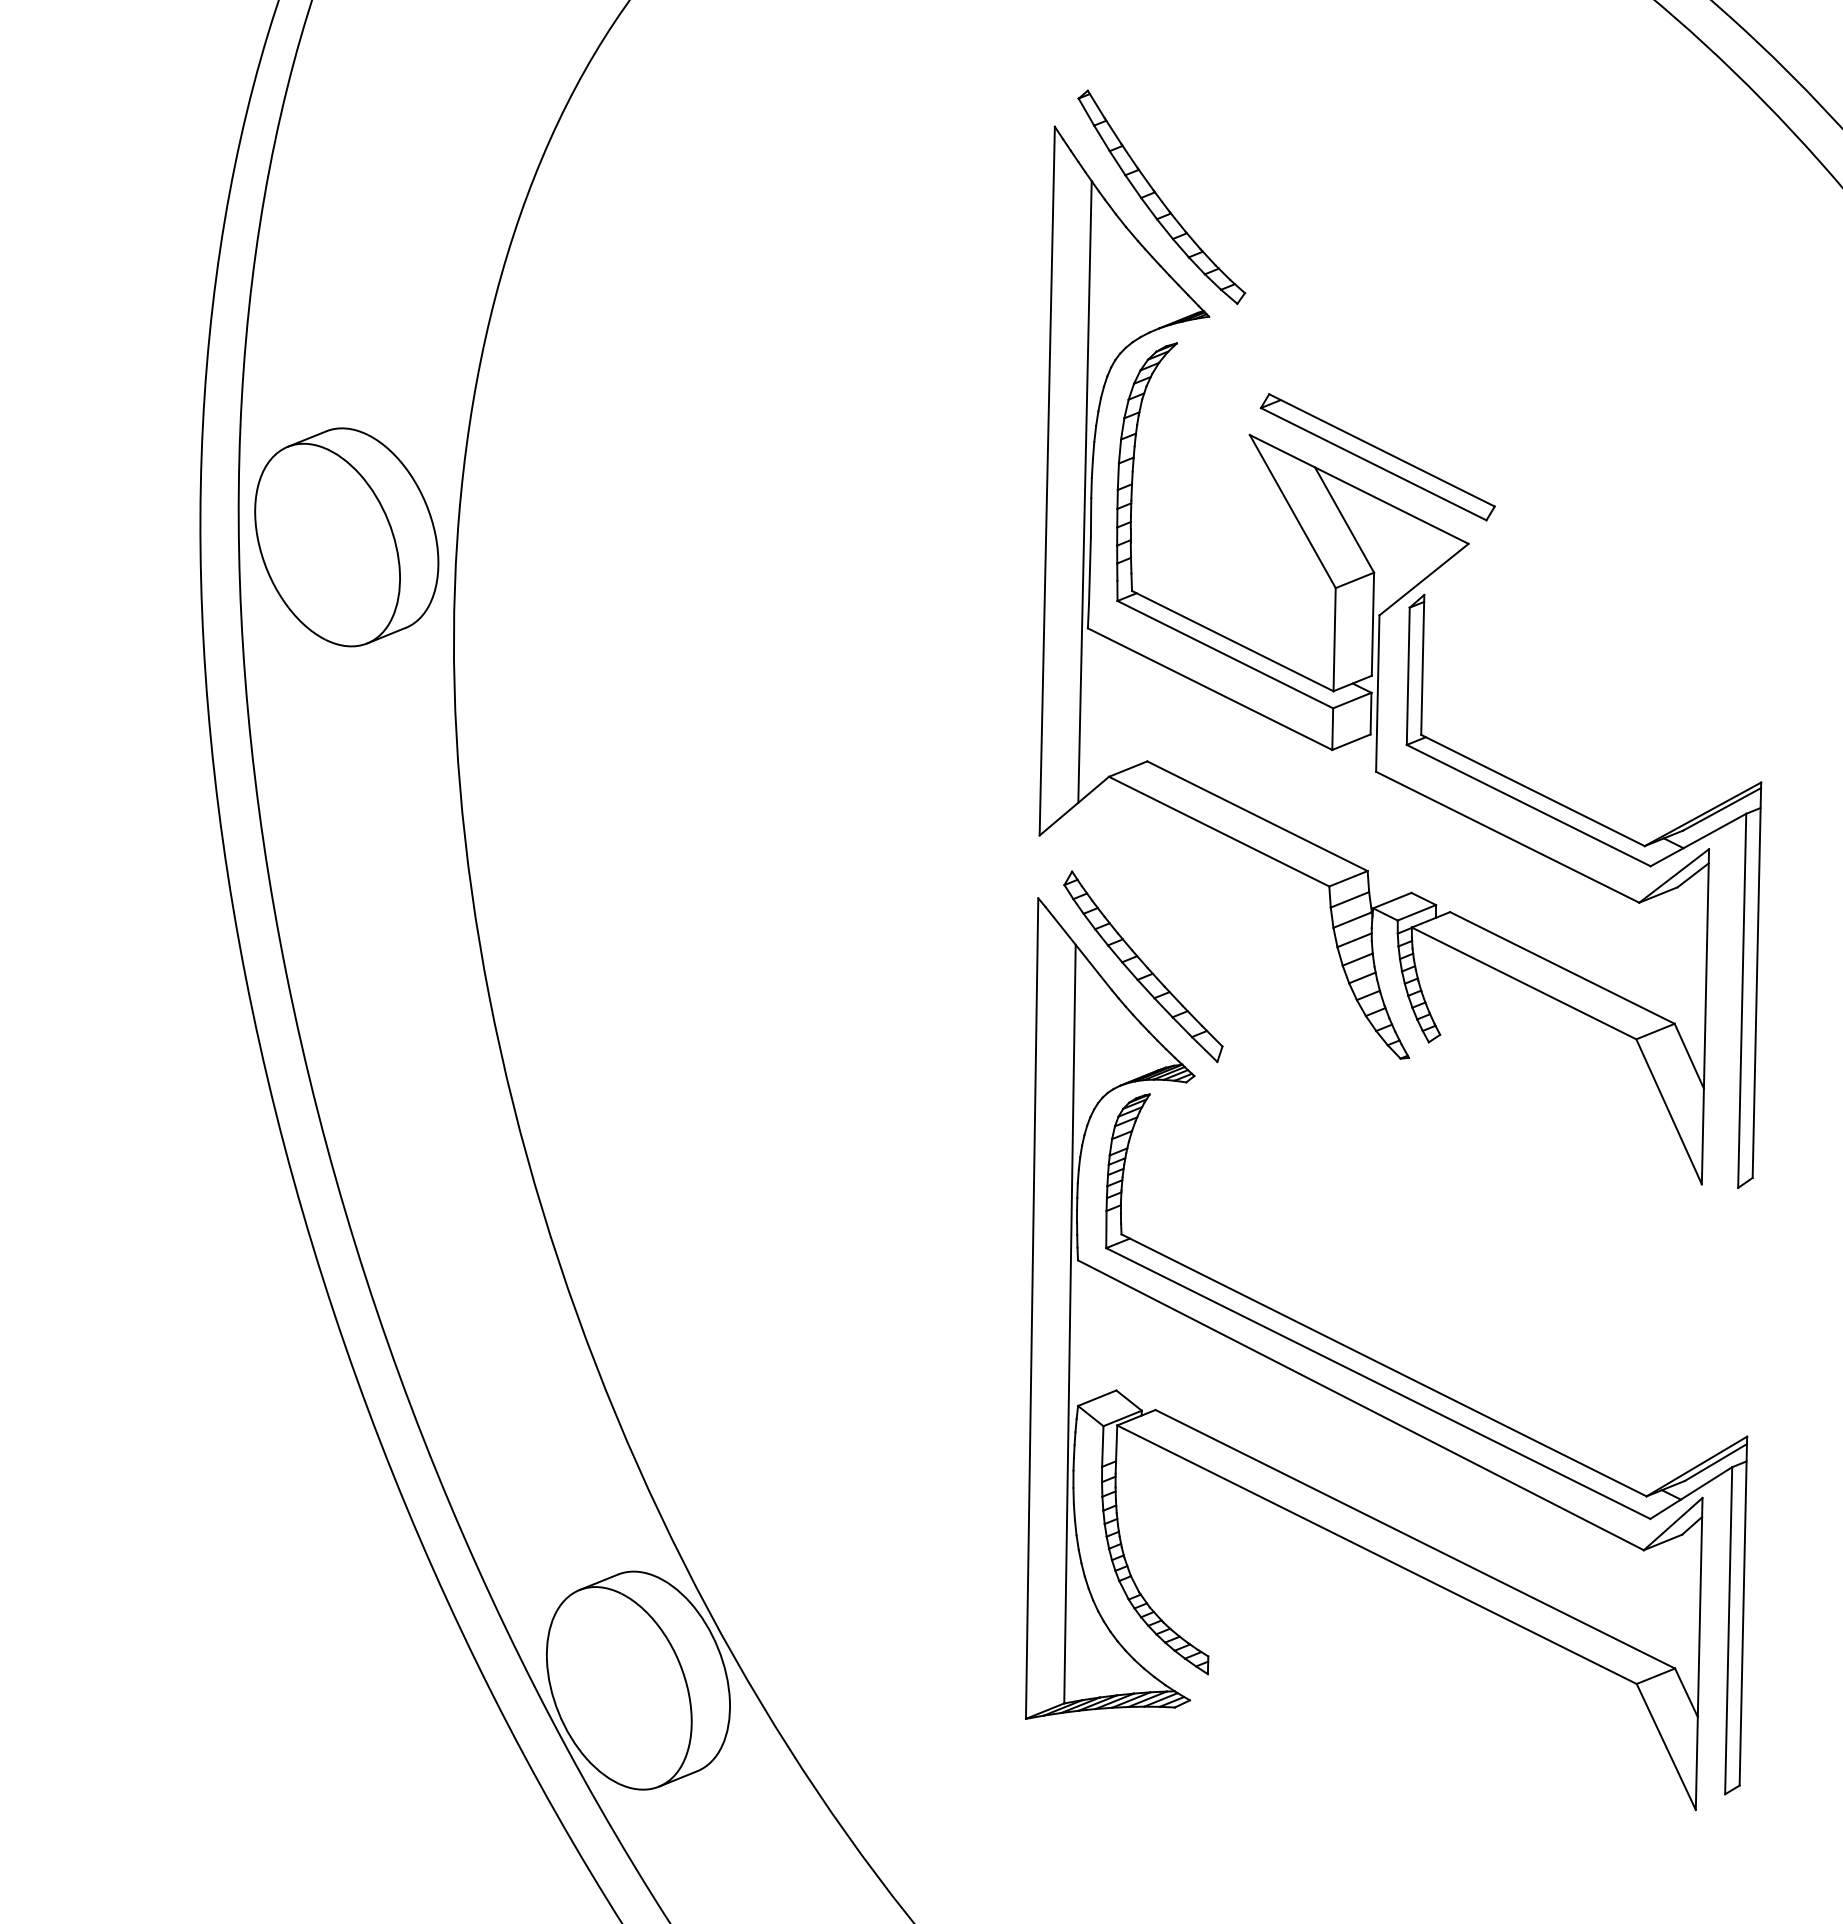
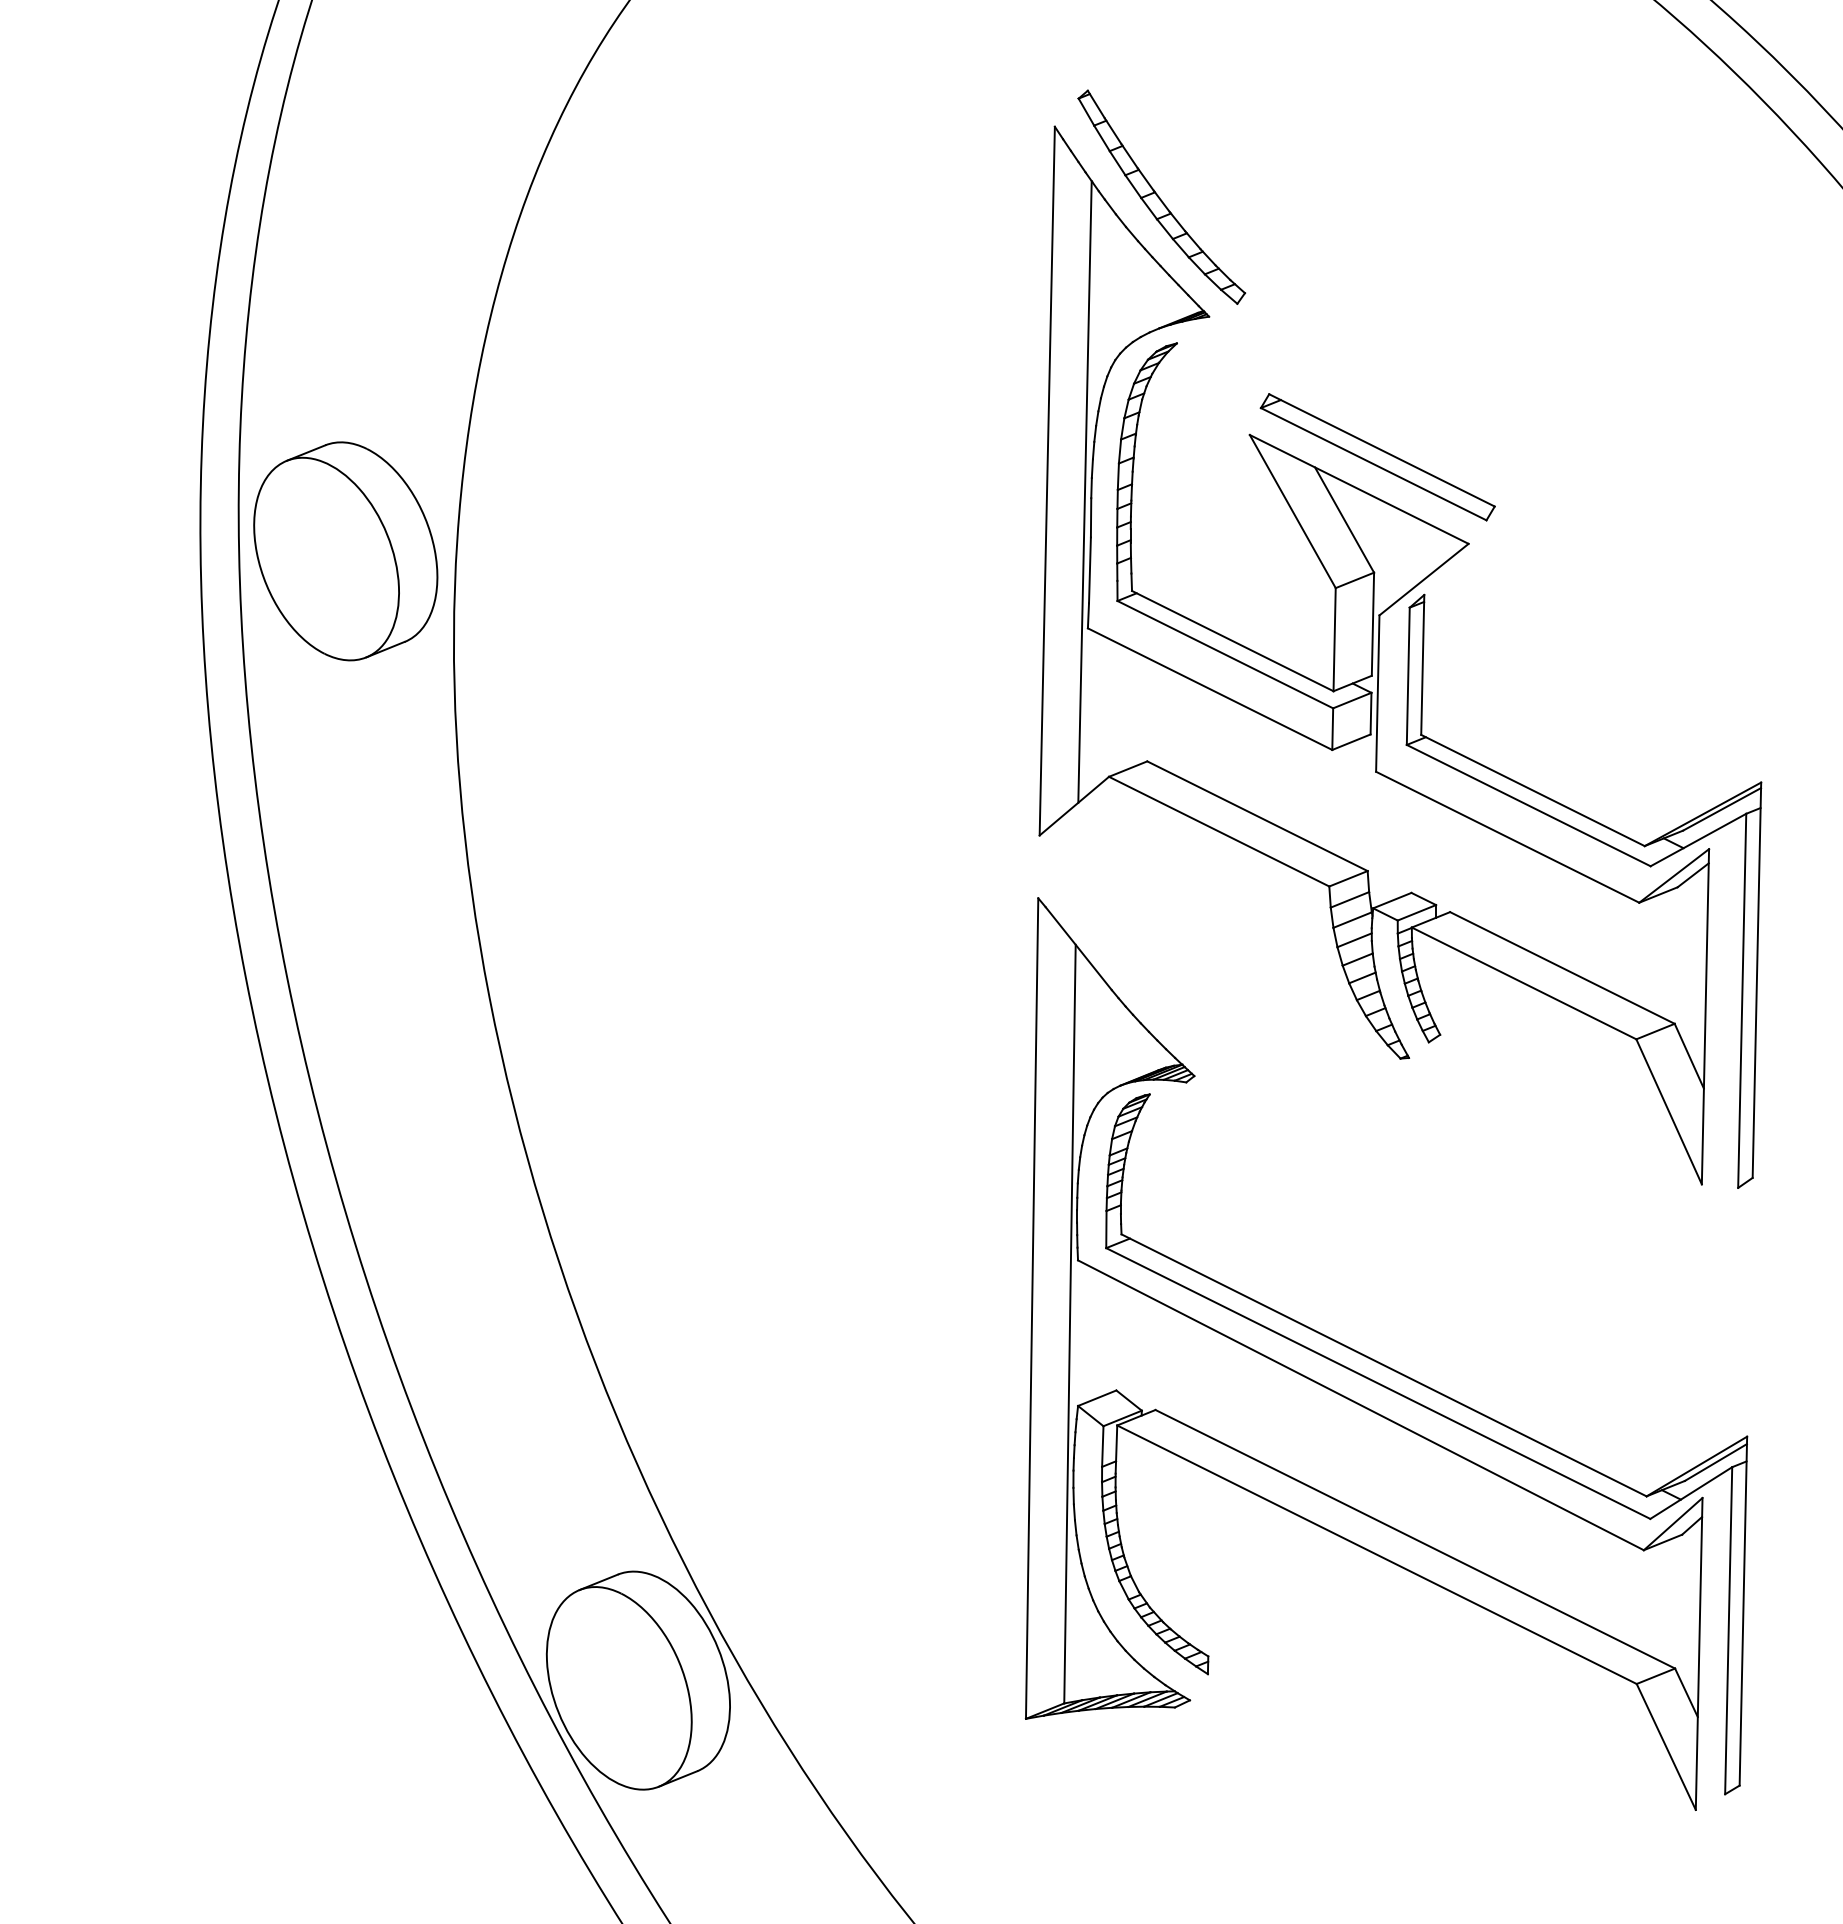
part position: (346, 537) -> (345, 551) (345, 551)
part: present -> none (1143, 966)
